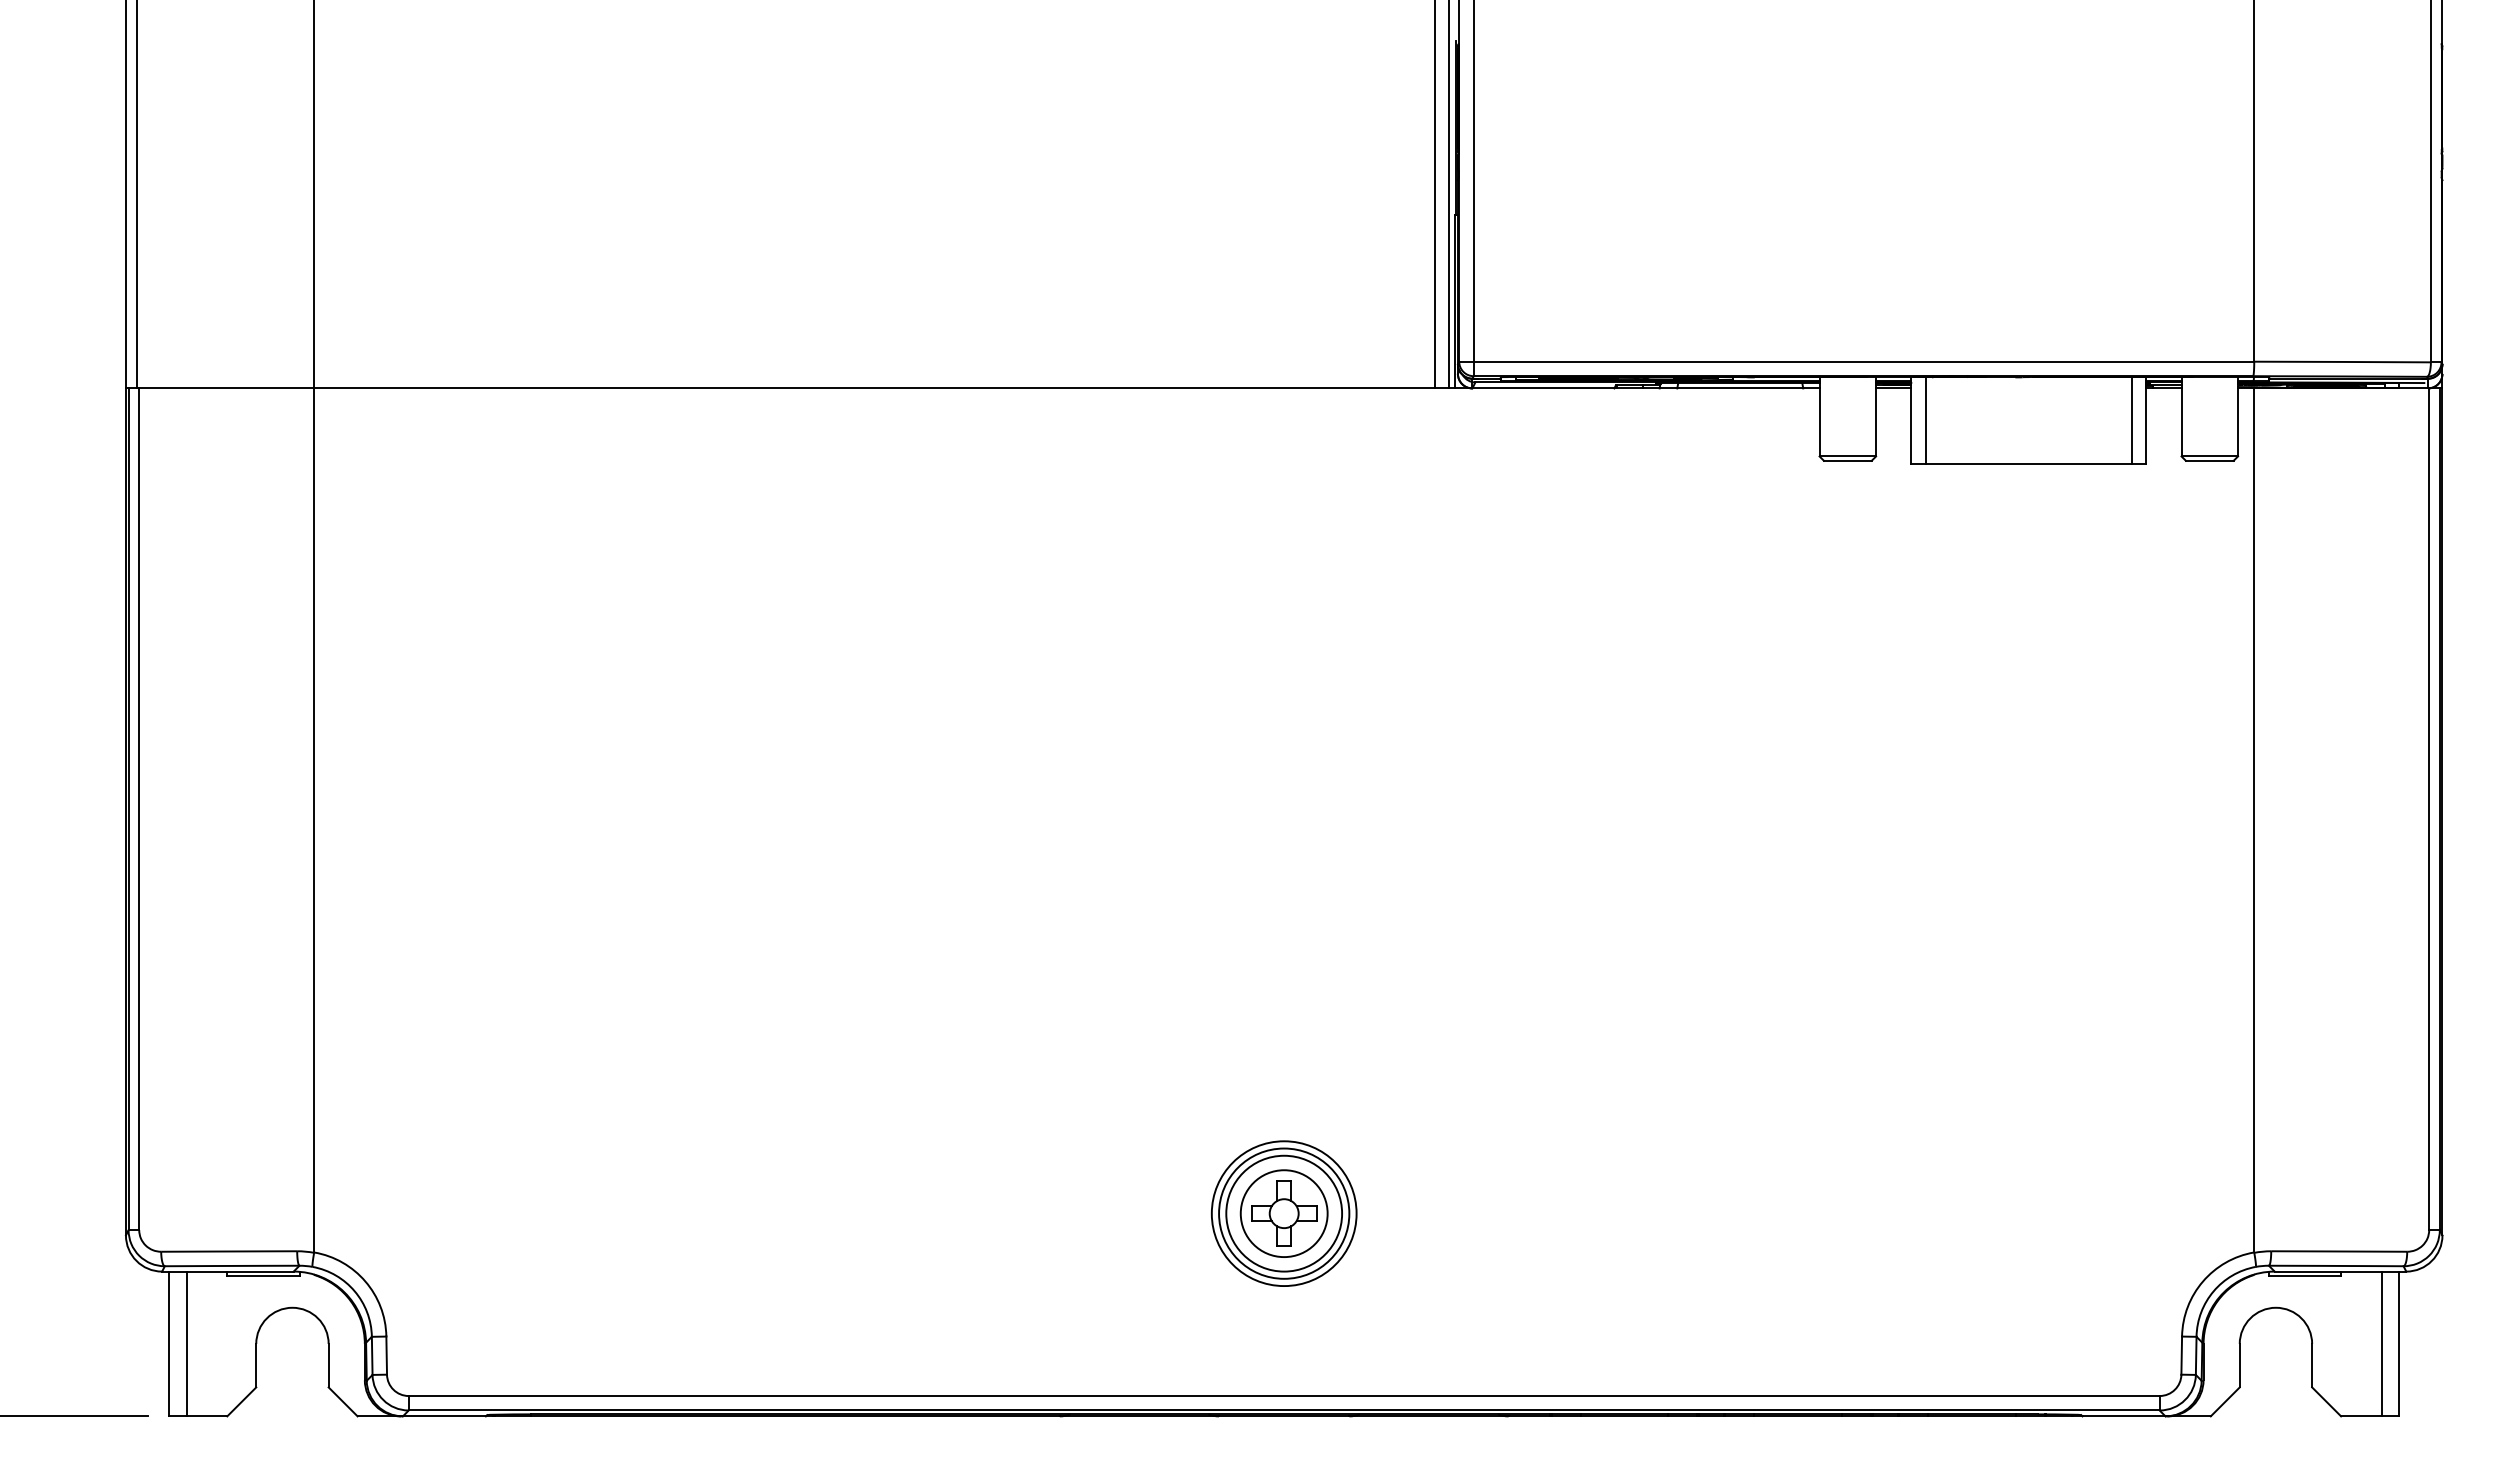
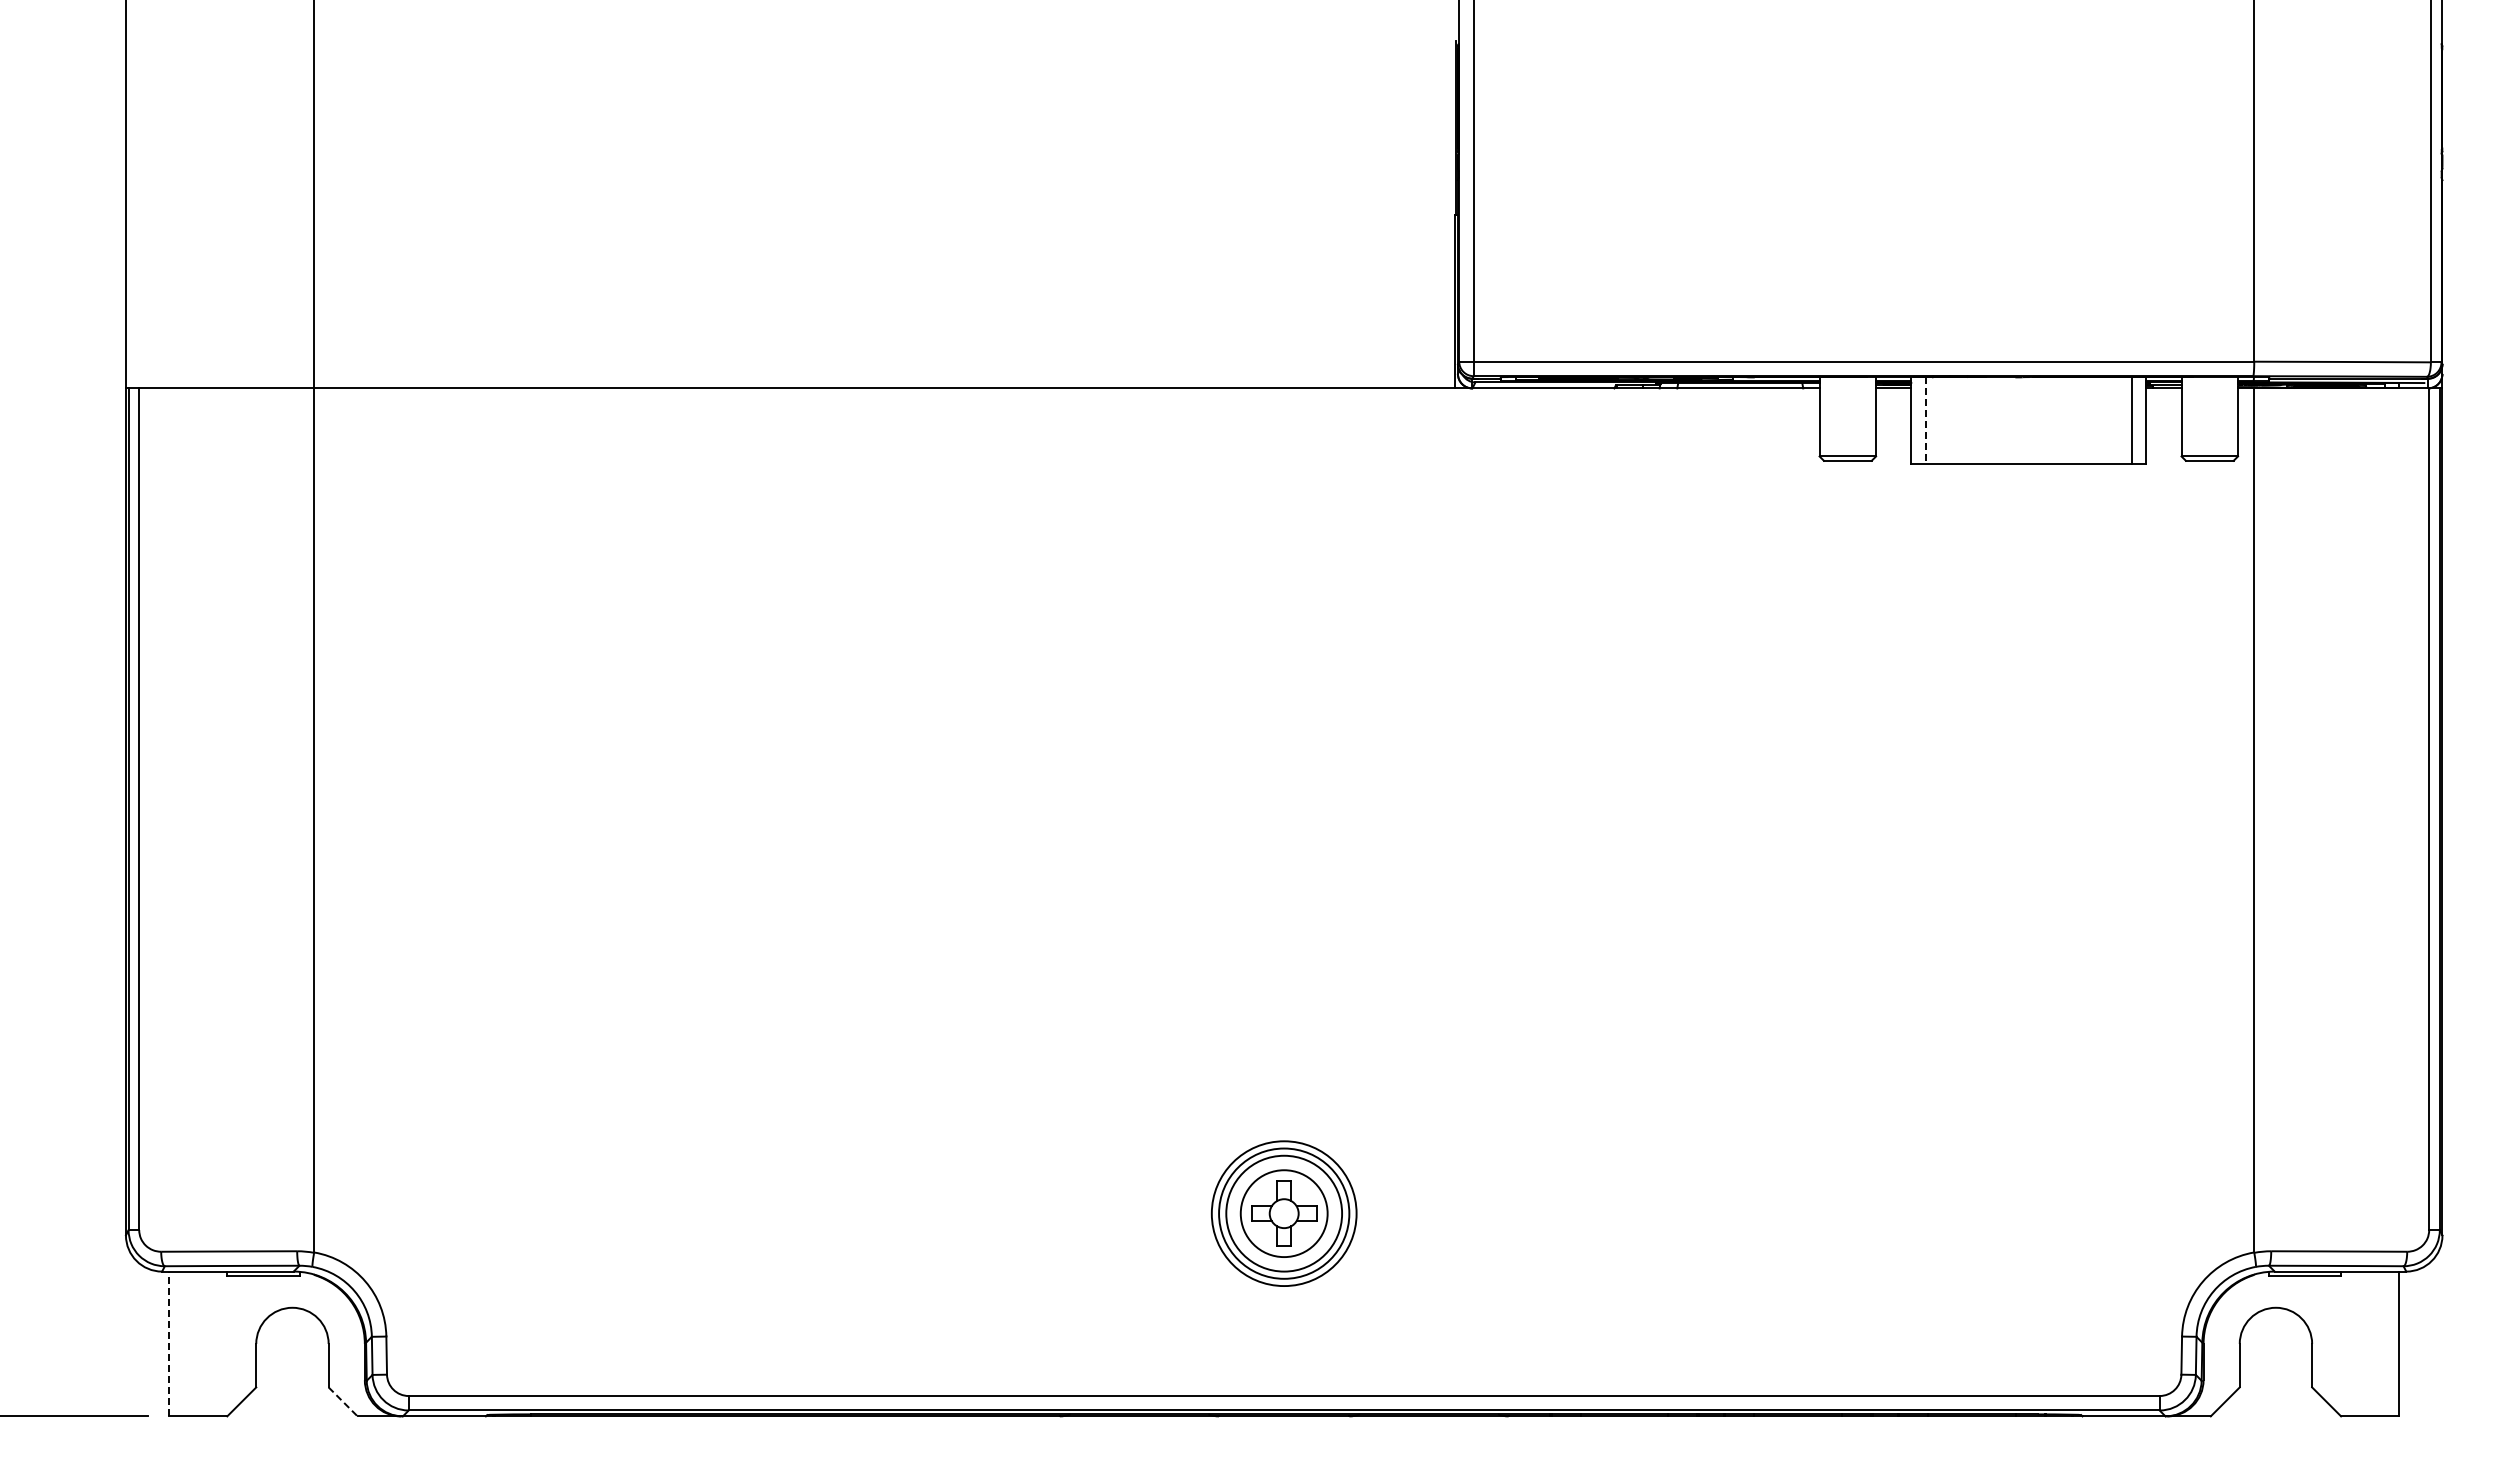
line: present -> none (136, 195)
line: present -> none (1434, 195)
line: present -> none (1449, 195)
line: solid -> dashed (1925, 421)
line: solid -> dashed (169, 1343)
line: present -> none (186, 1343)
line: present -> none (2381, 1343)
line: solid -> dashed (343, 1402)
